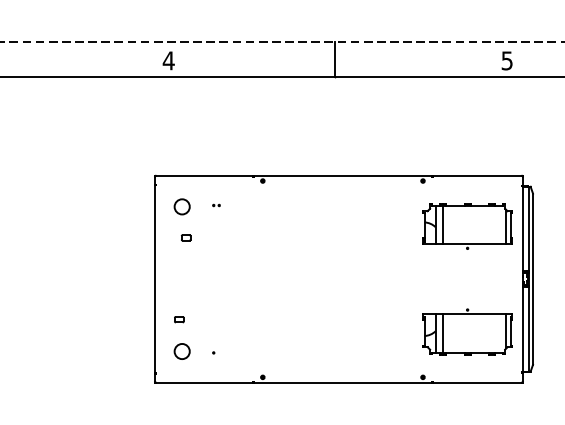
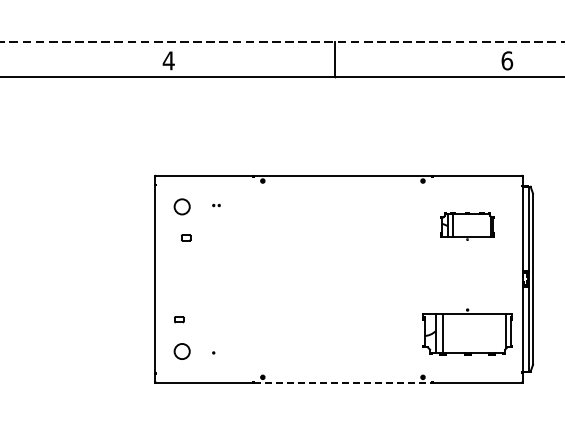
text: 5 -> 6 (507, 60)
part size: 91x47 px -> 55x29 px (467, 226)
line: solid -> dashed (343, 382)
